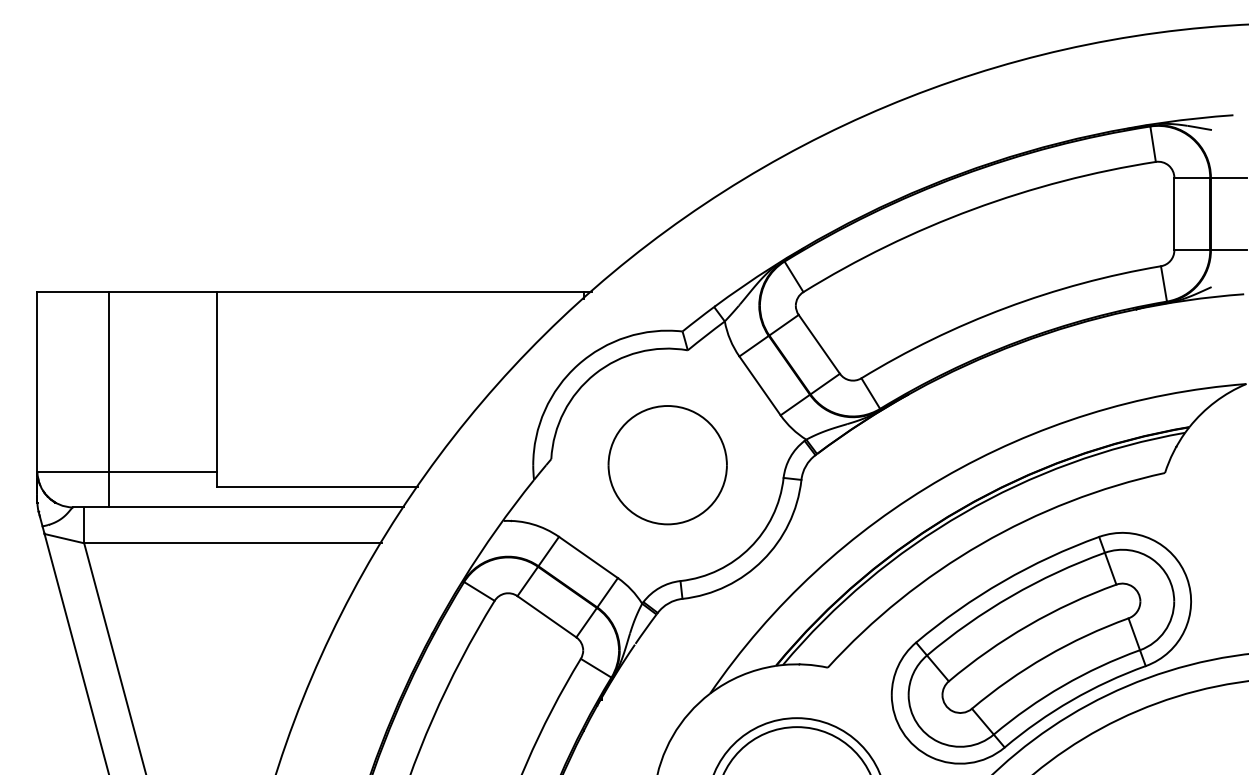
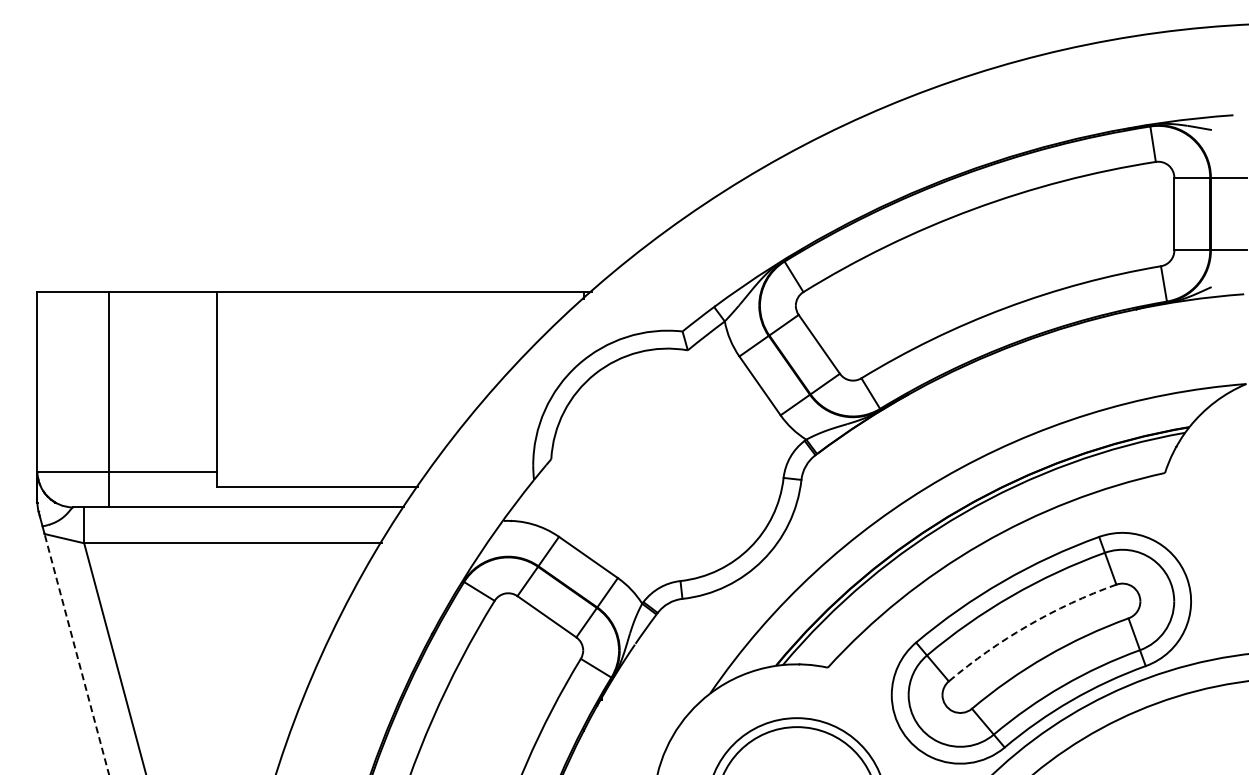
part: present -> none (667, 465)
arc: solid -> dashed (1028, 625)
line: solid -> dashed (76, 653)
